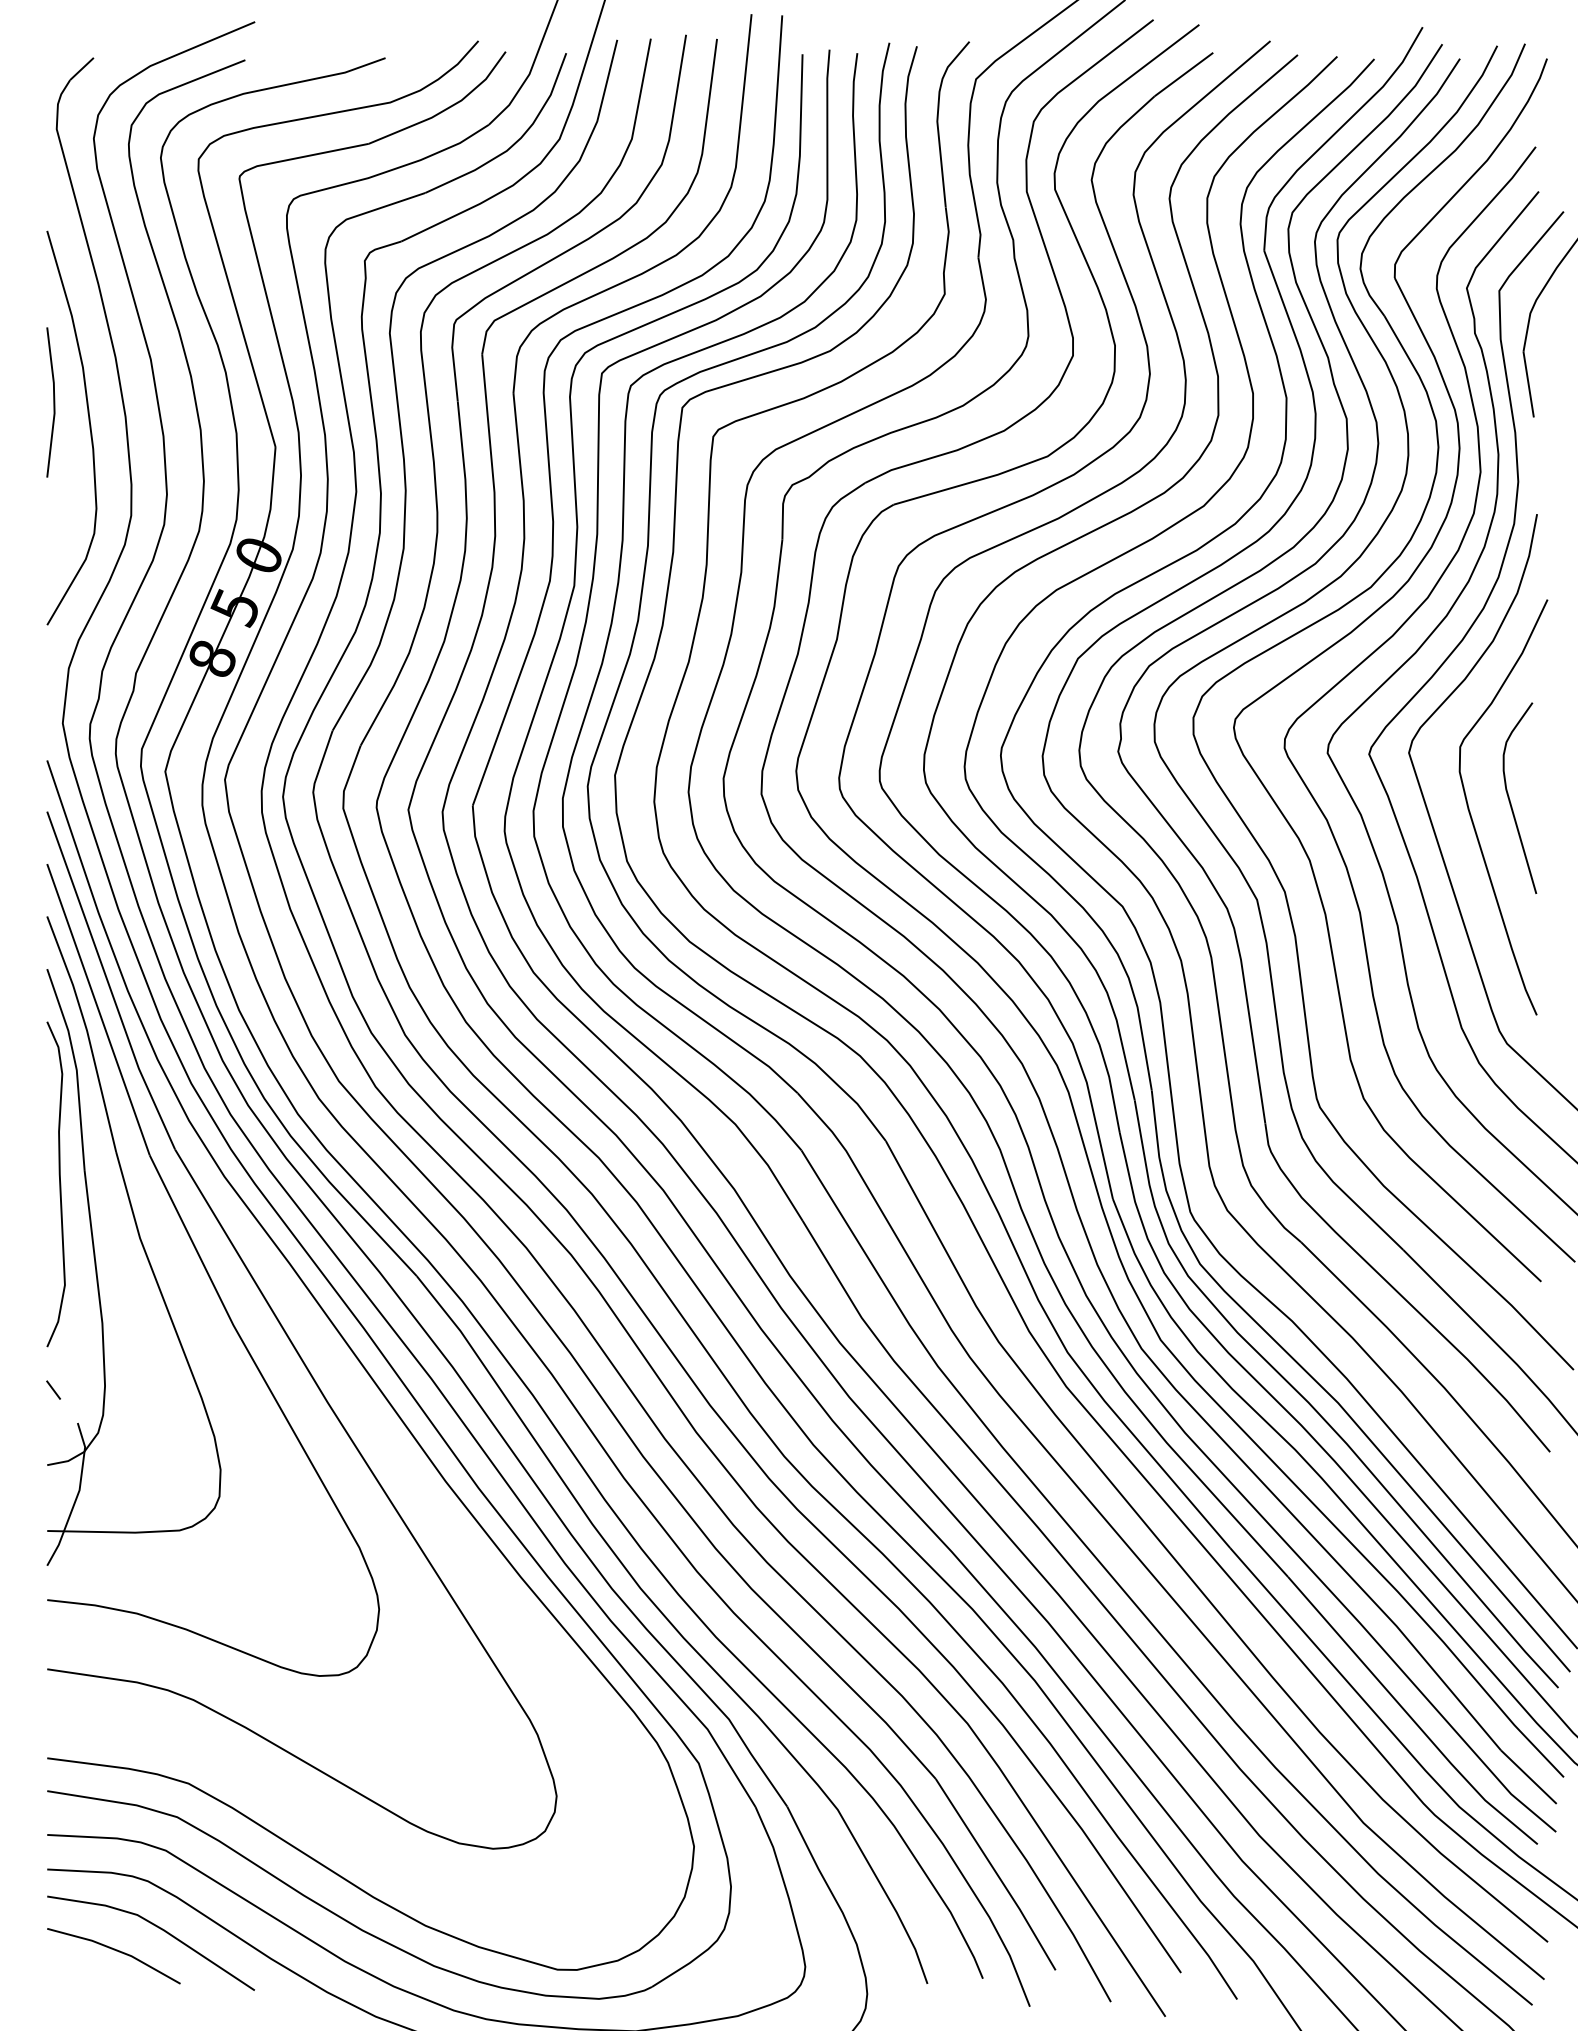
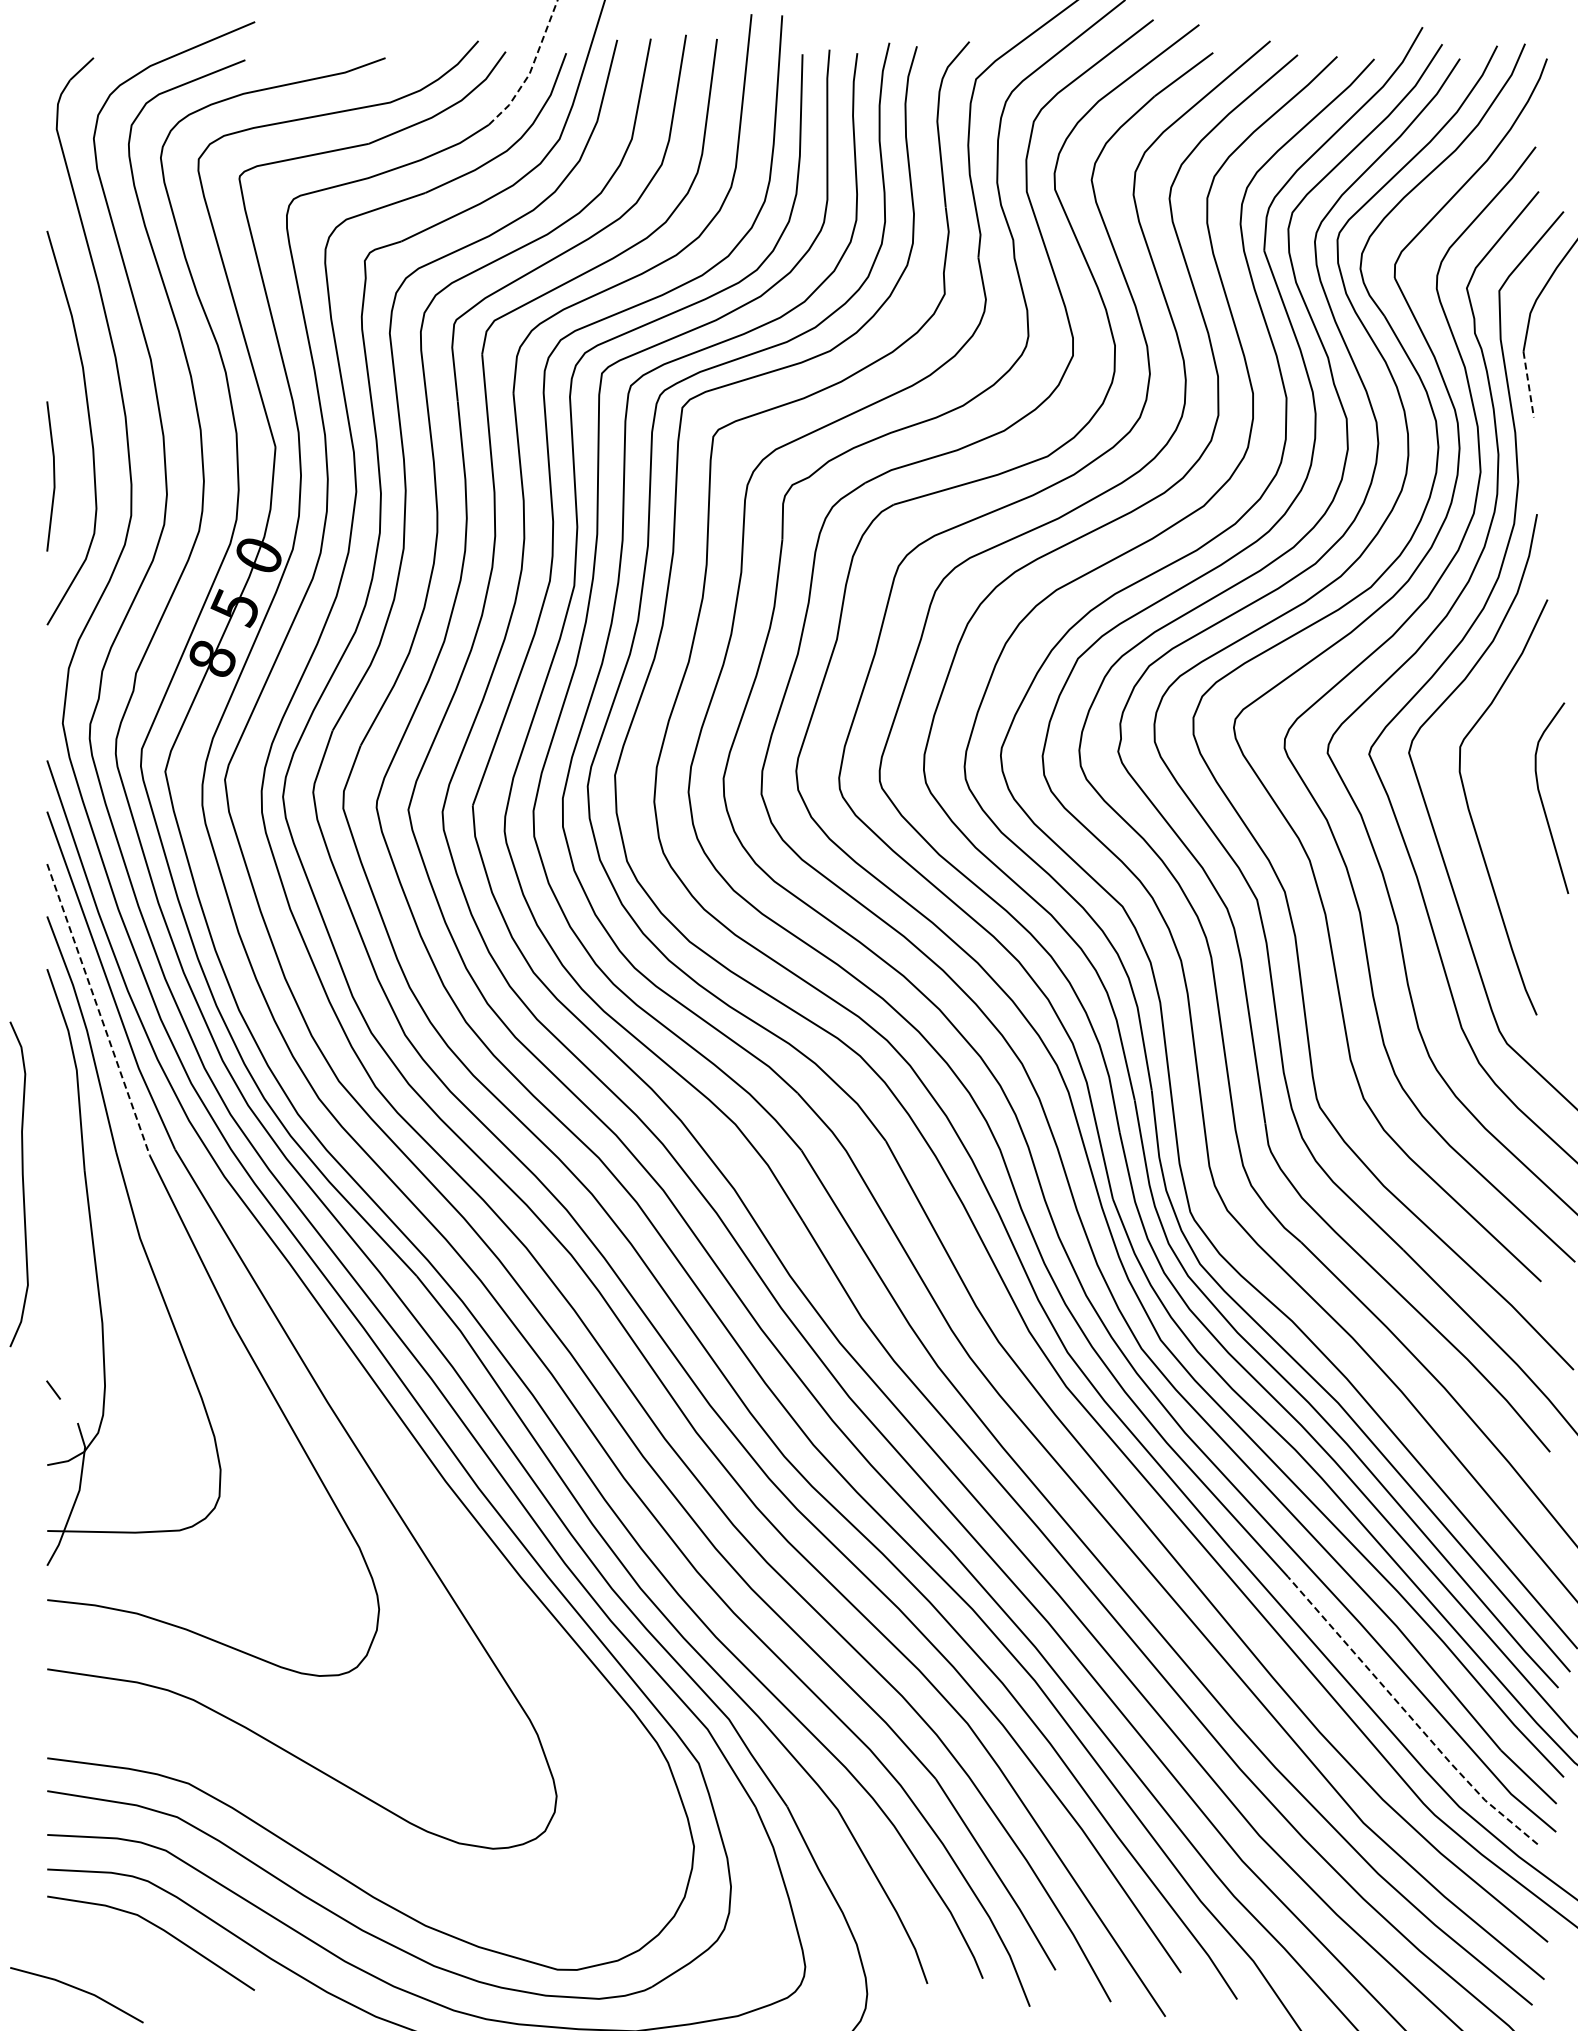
line: solid -> dashed (531, 68)
line: solid -> dashed (1528, 385)
line position: (53, 402) -> (53, 476) (53, 476)
curve position: (1510, 799) -> (1542, 799) (1542, 799)
line: solid -> dashed (98, 1010)
curve position: (59, 1184) -> (22, 1184) (22, 1184)
line: solid -> dashed (1409, 1715)
line position: (116, 1951) -> (79, 1990) (79, 1990)
